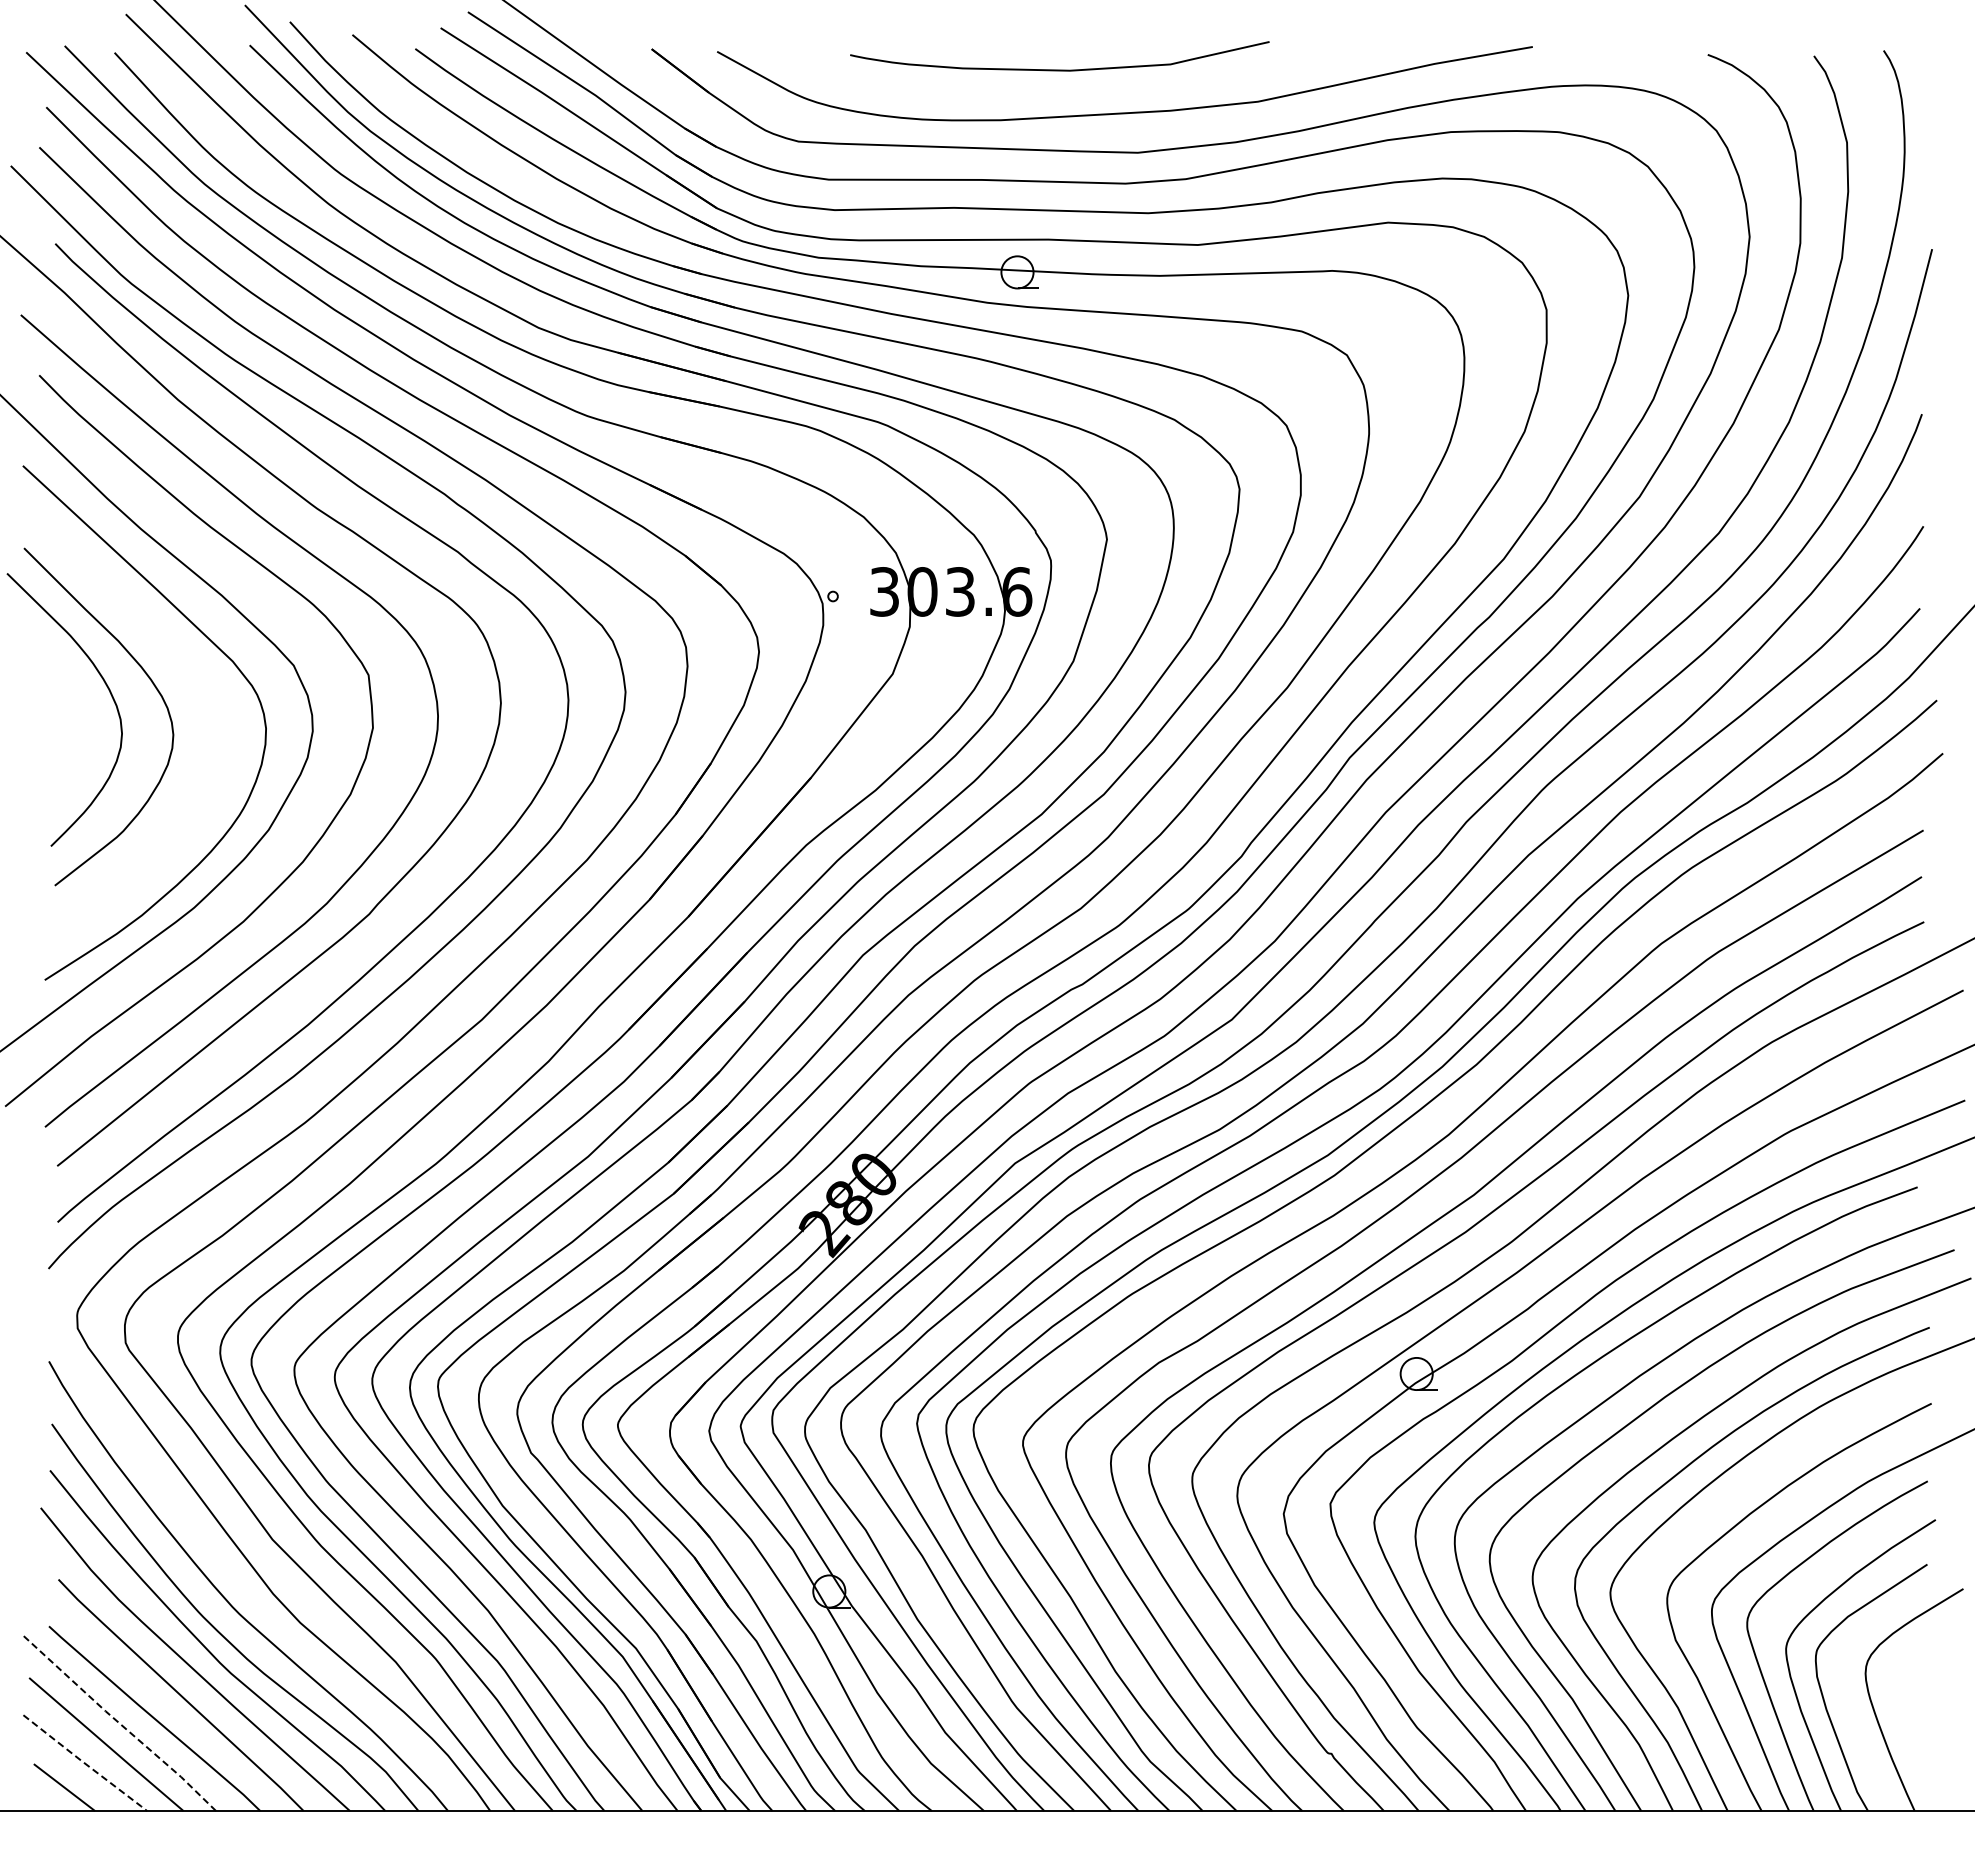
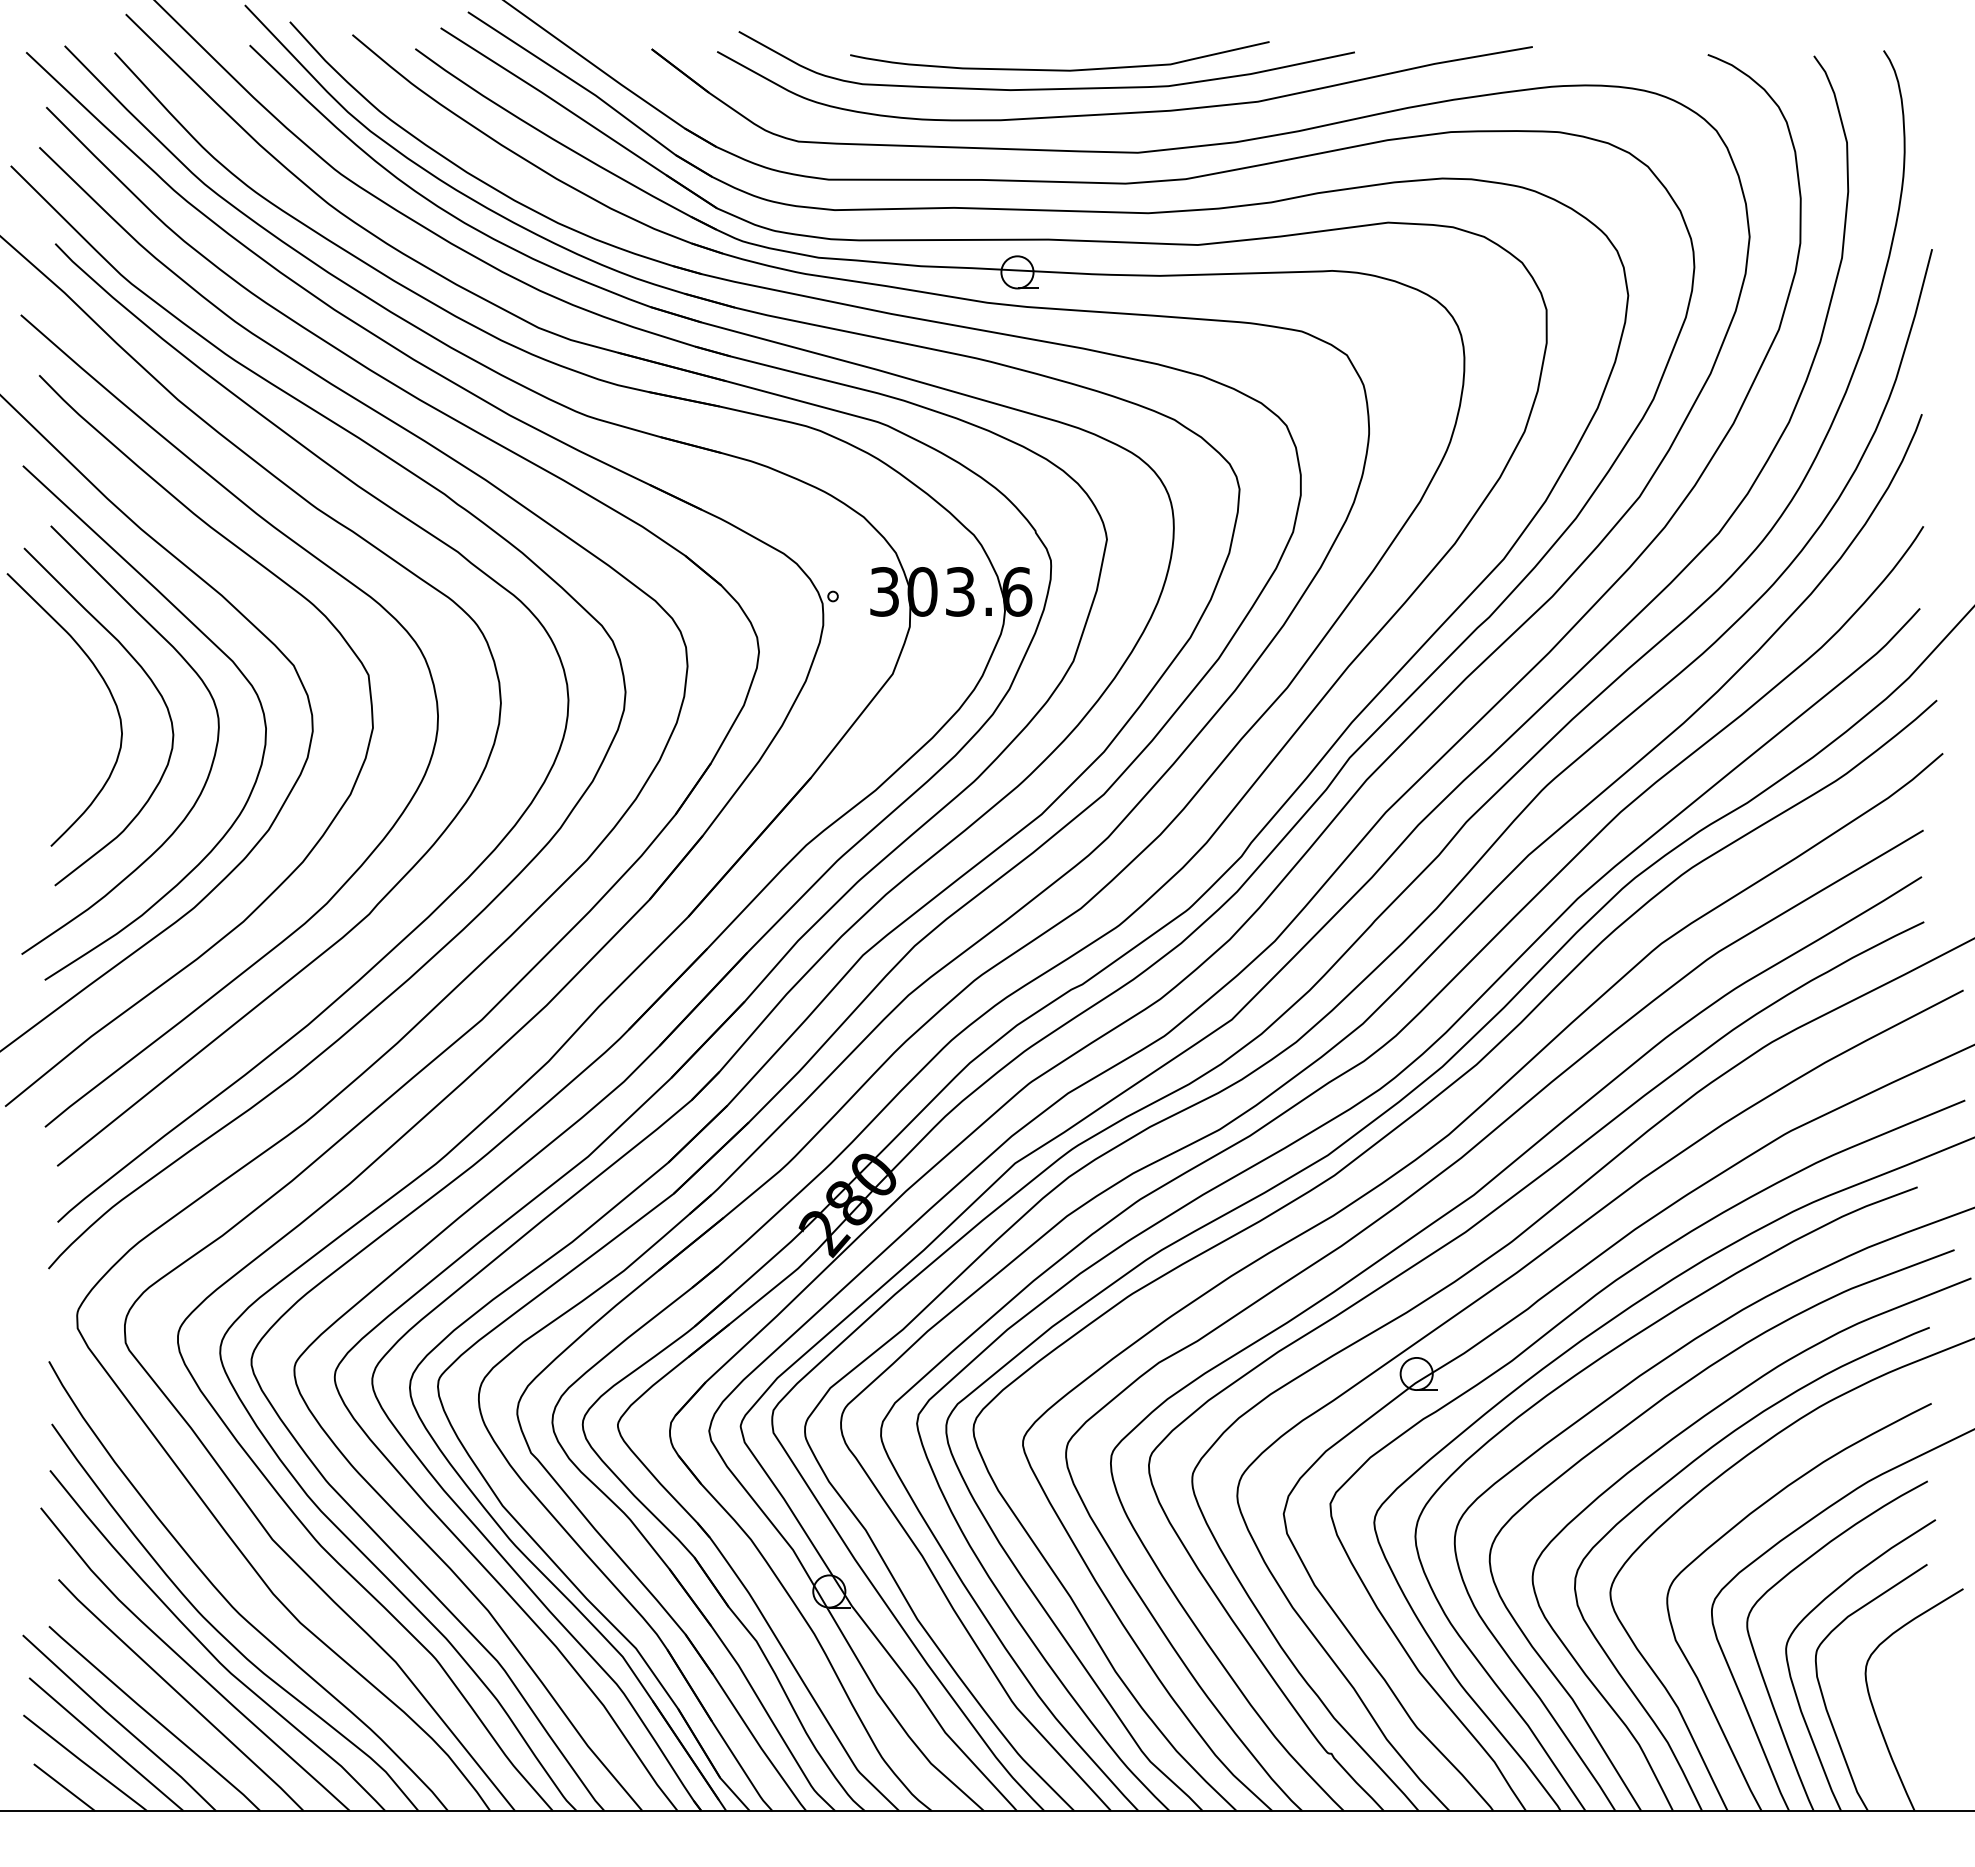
curve: none -> present (1046, 88)
curve: none -> present (211, 762)
line: dashed -> solid (119, 1722)
line: dashed -> solid (85, 1763)
